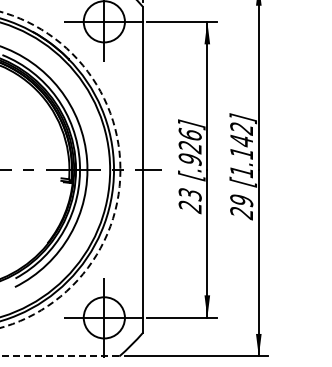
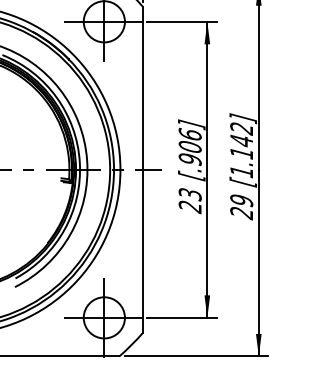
text: [.926] -> [.906] (189, 147)
circle: dashed -> solid (60, 169)
line: dashed -> solid (59, 356)
